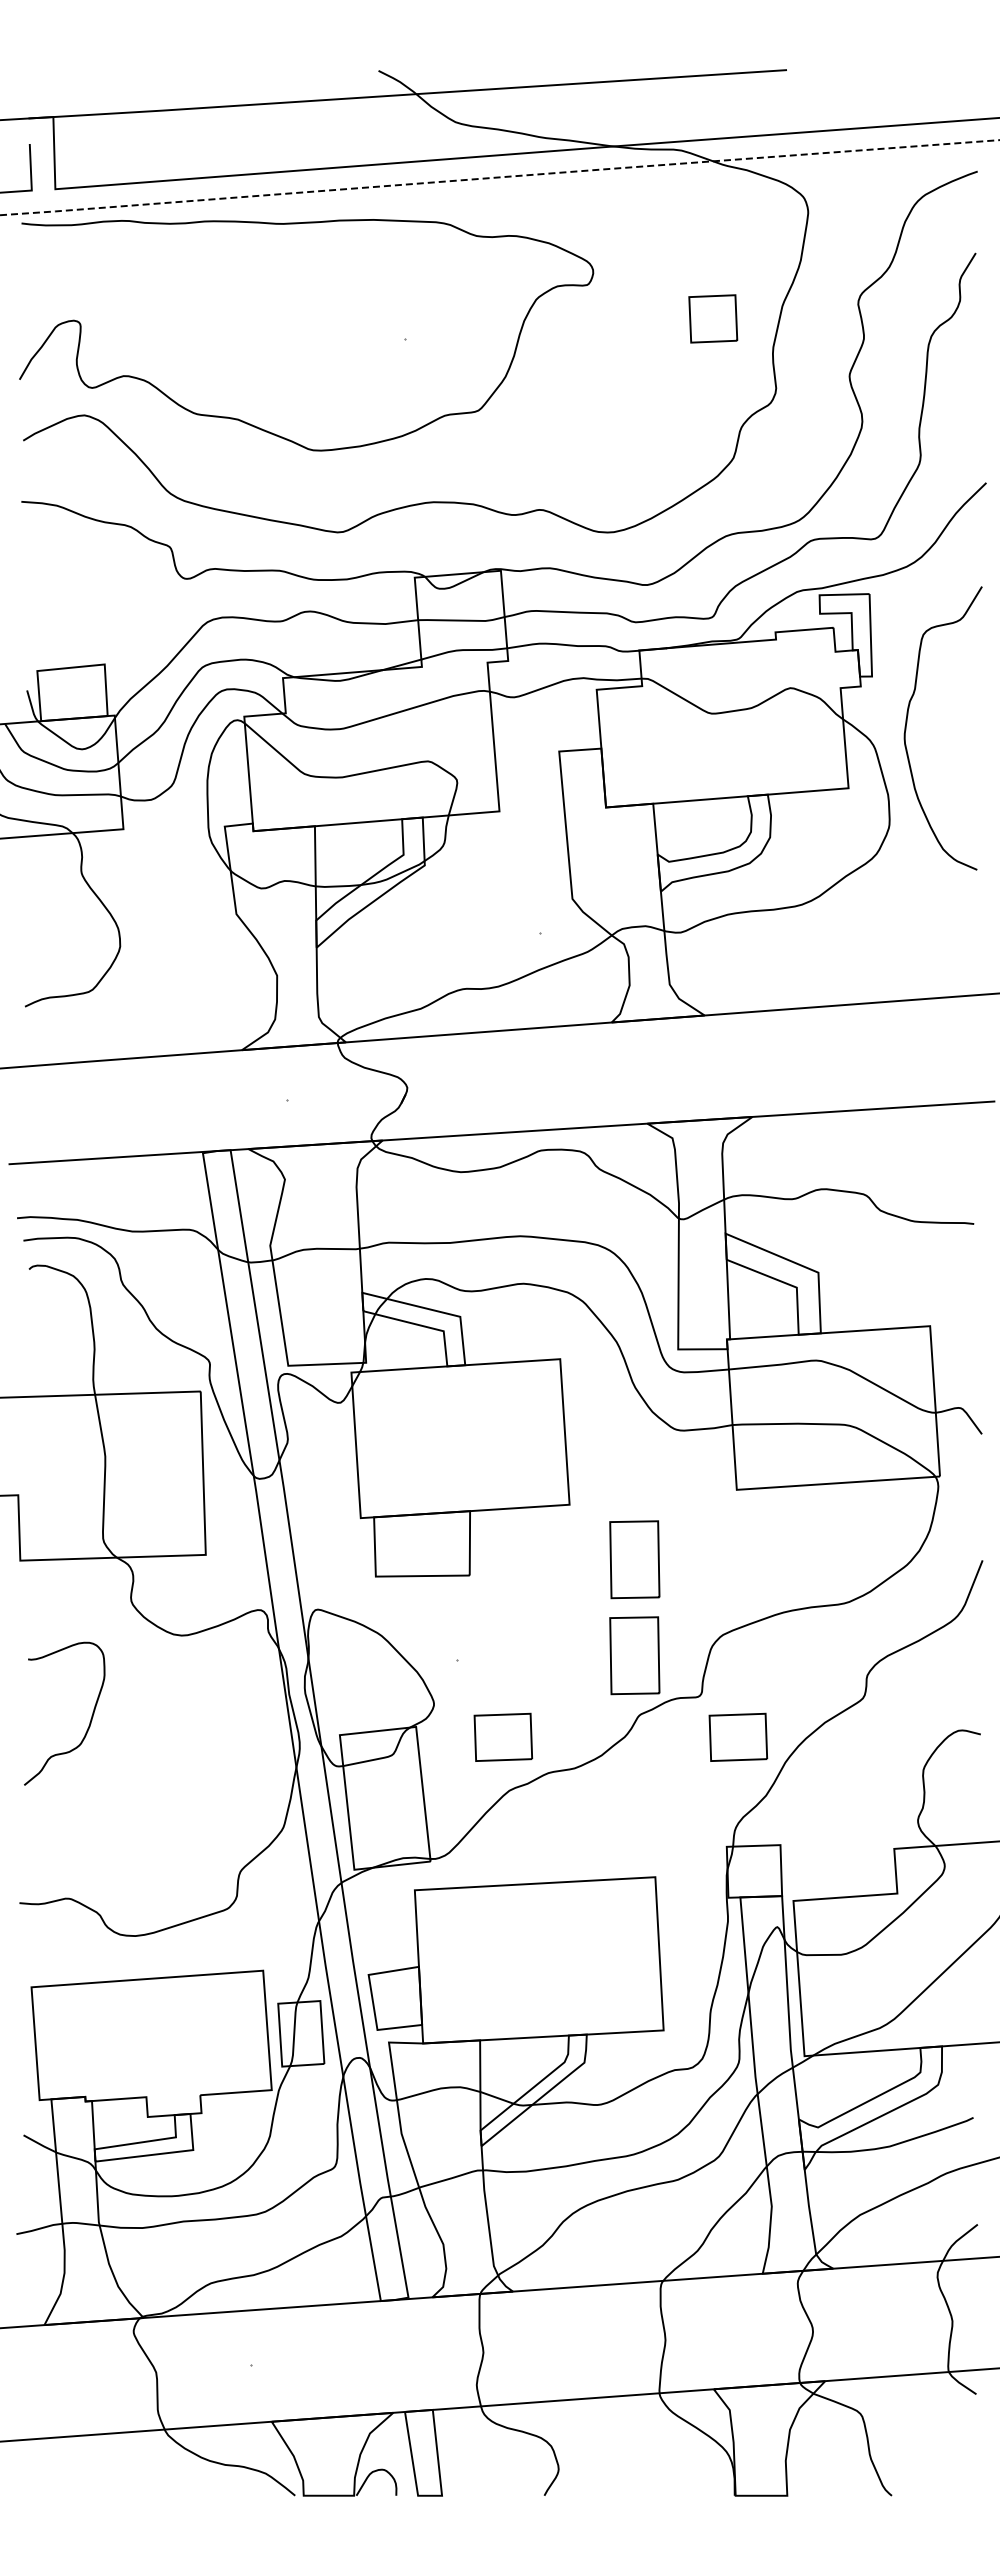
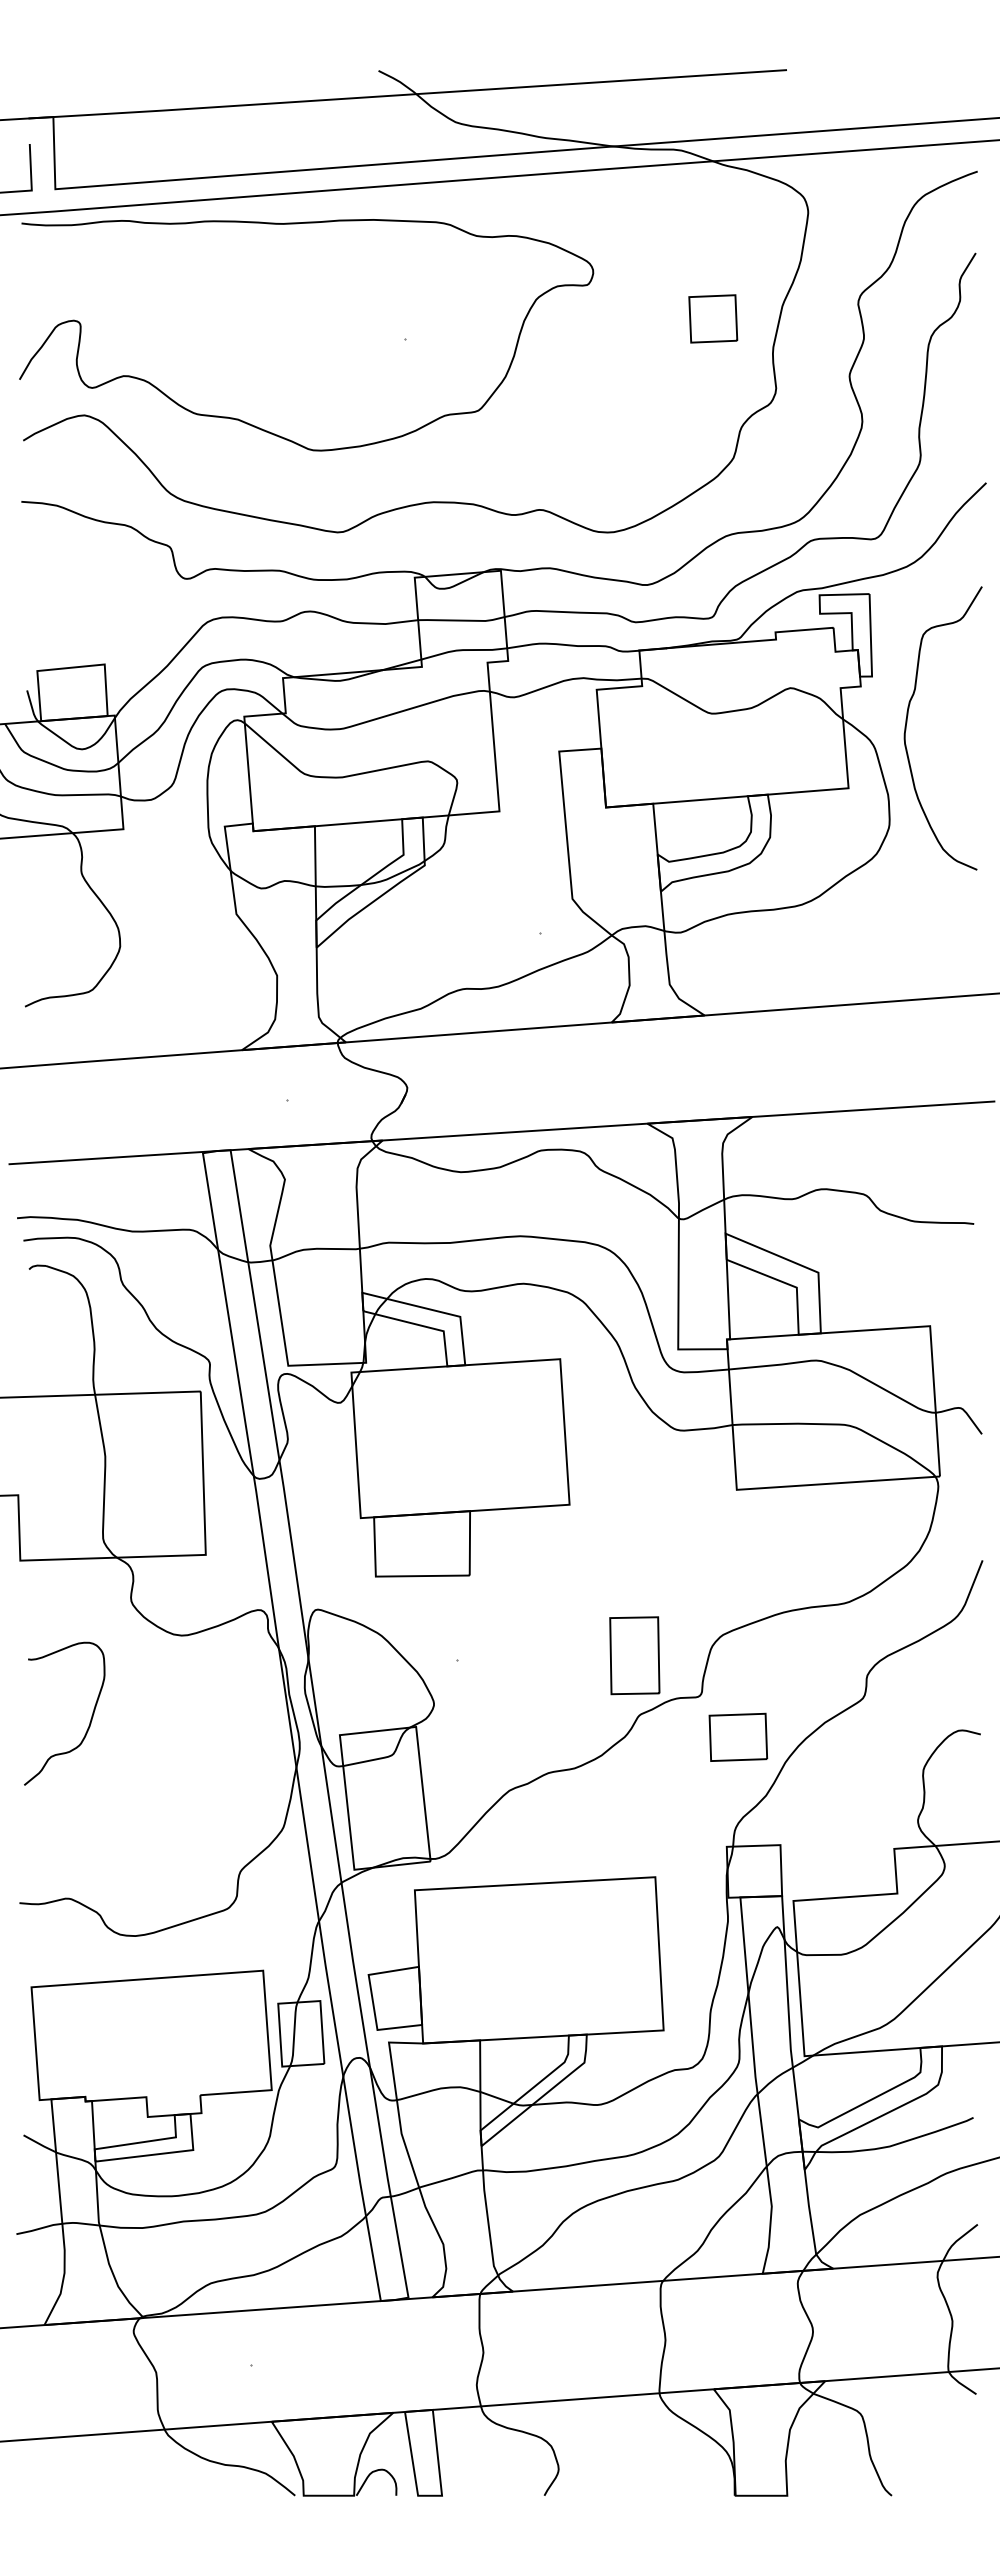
line: dashed -> solid (499, 177)
part: present -> none (634, 1559)
part: present -> none (503, 1736)
